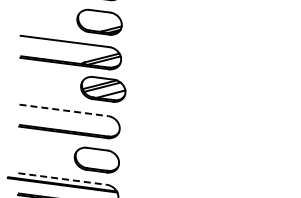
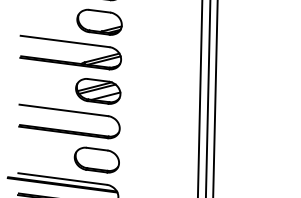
part position: (103, 89) -> (98, 91) (98, 91)
line: none -> present (199, 98)
line: none -> present (208, 98)
line: none -> present (215, 98)
line: dashed -> solid (63, 110)
line: dashed -> solid (62, 179)
